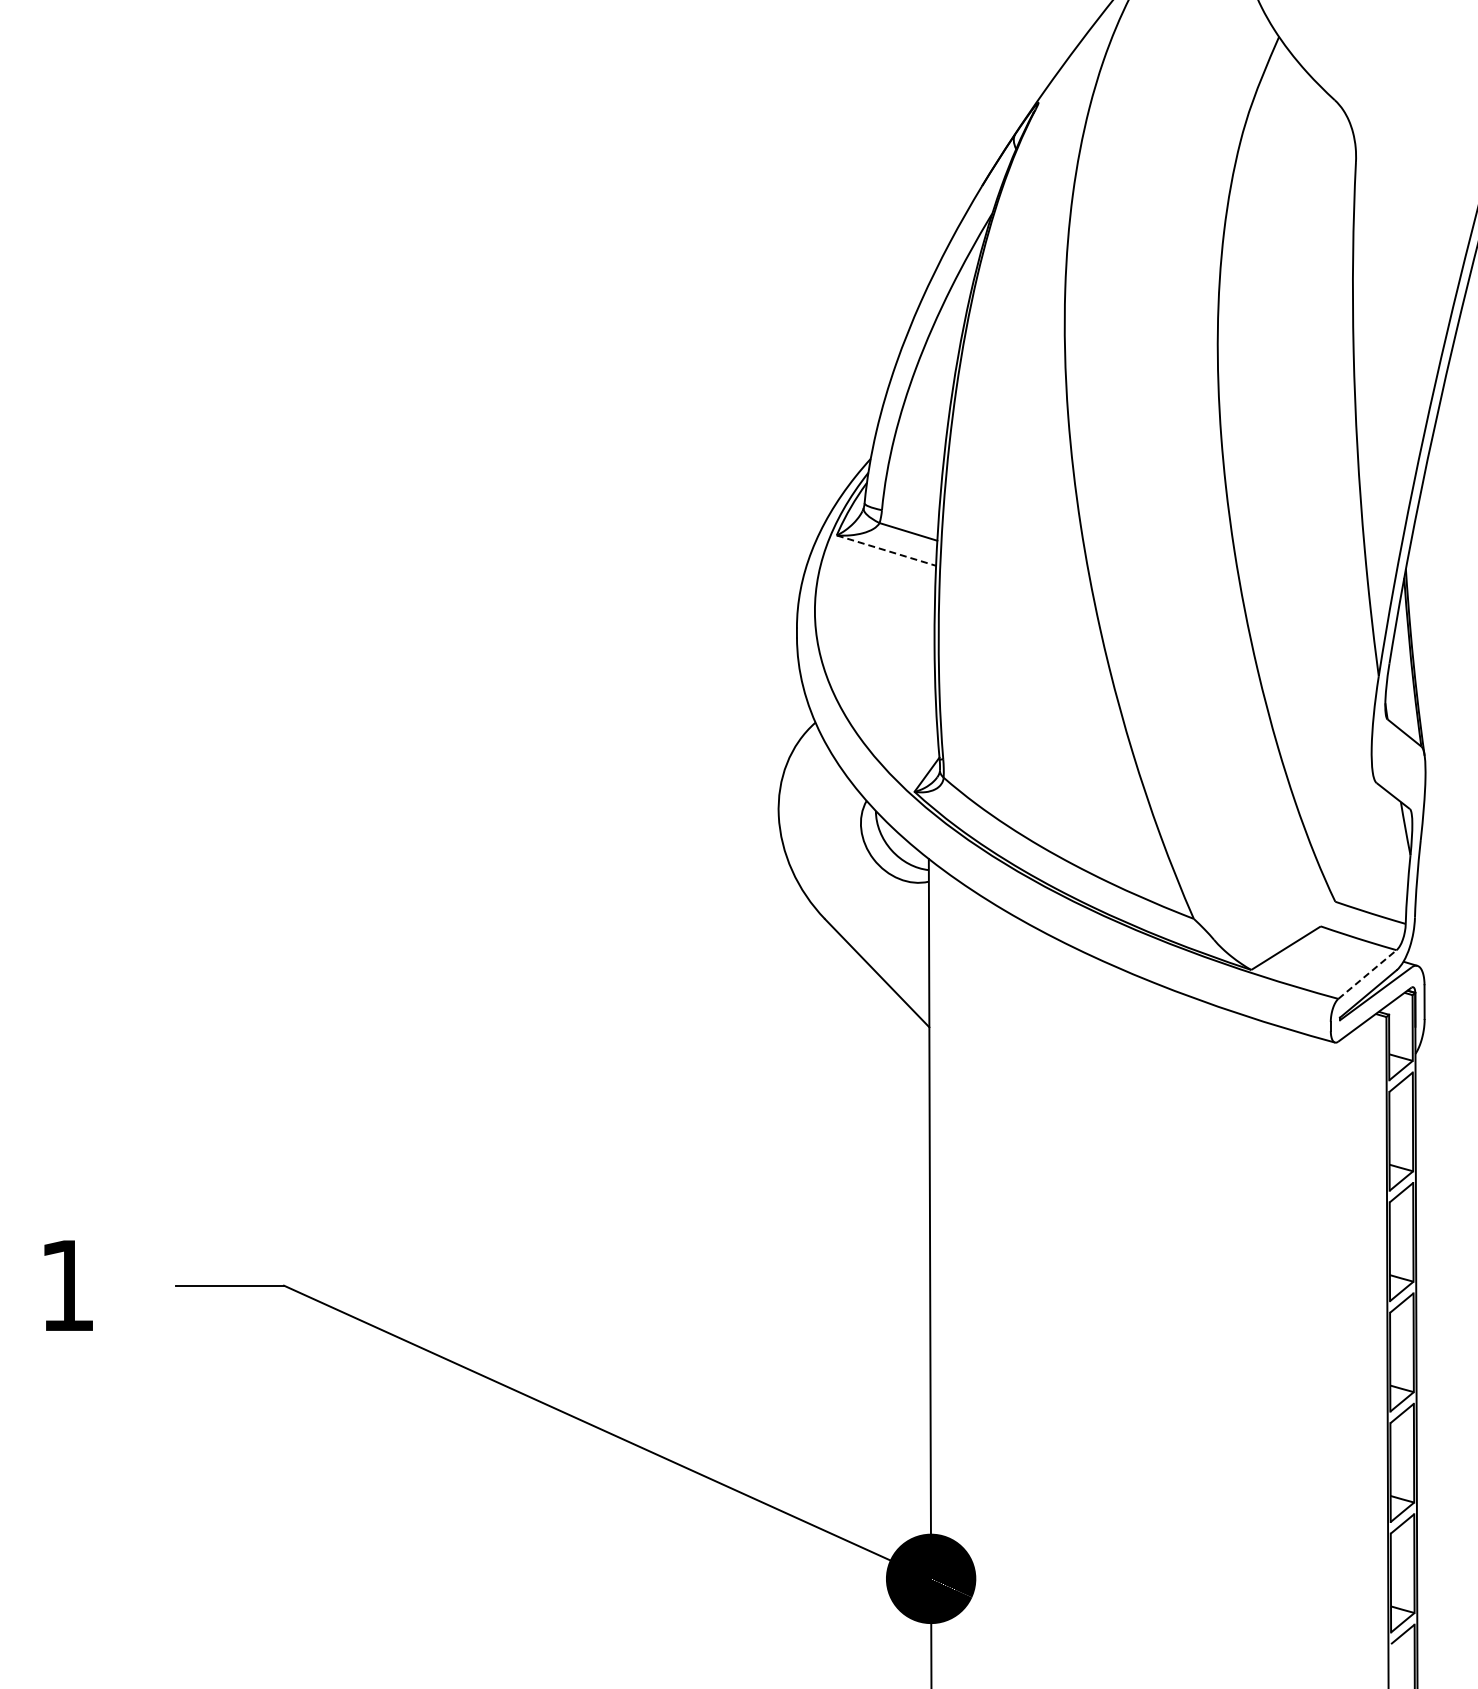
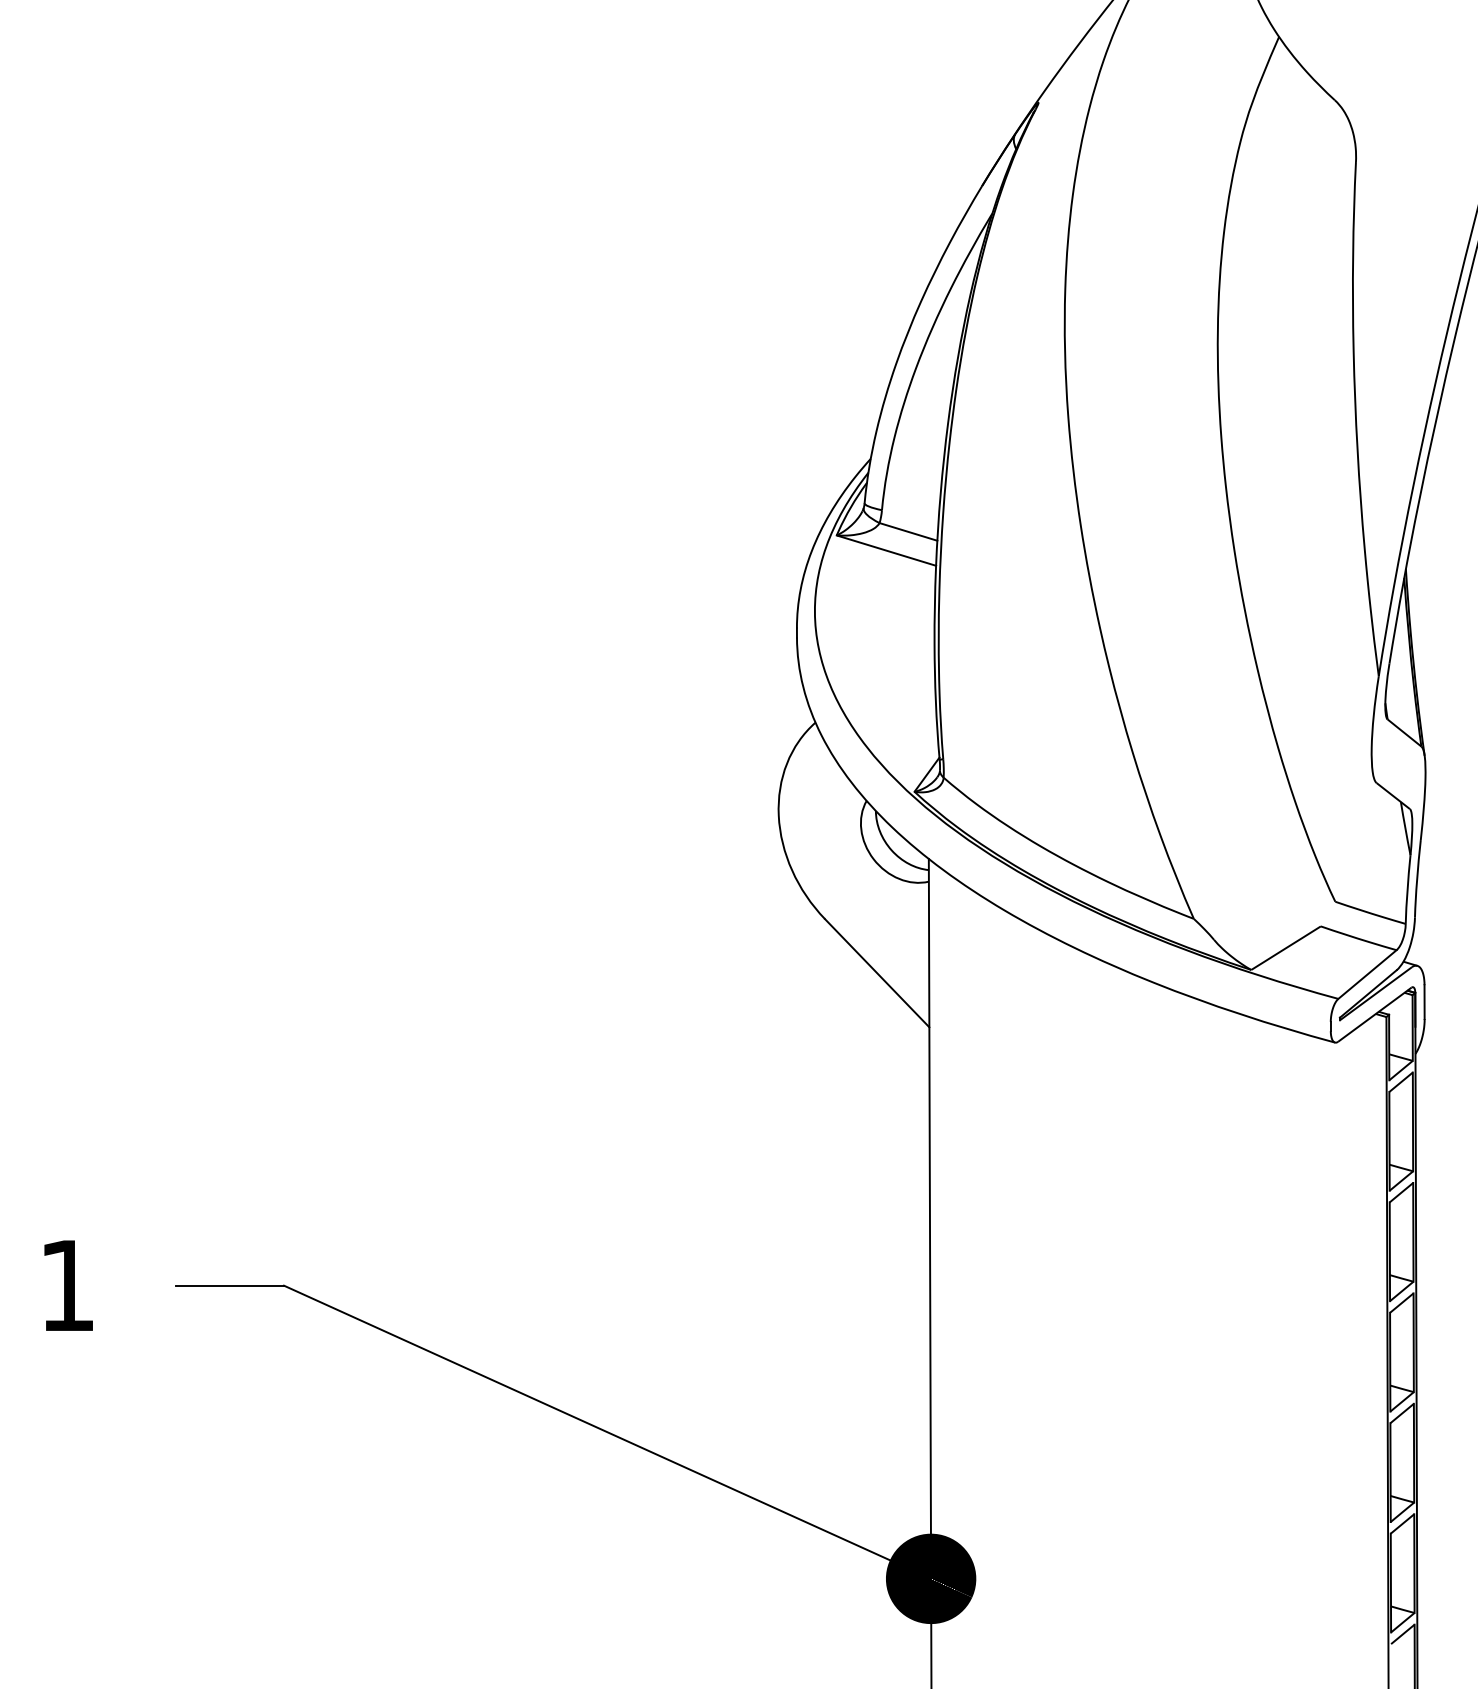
line: dashed -> solid (886, 550)
line: dashed -> solid (1367, 974)
